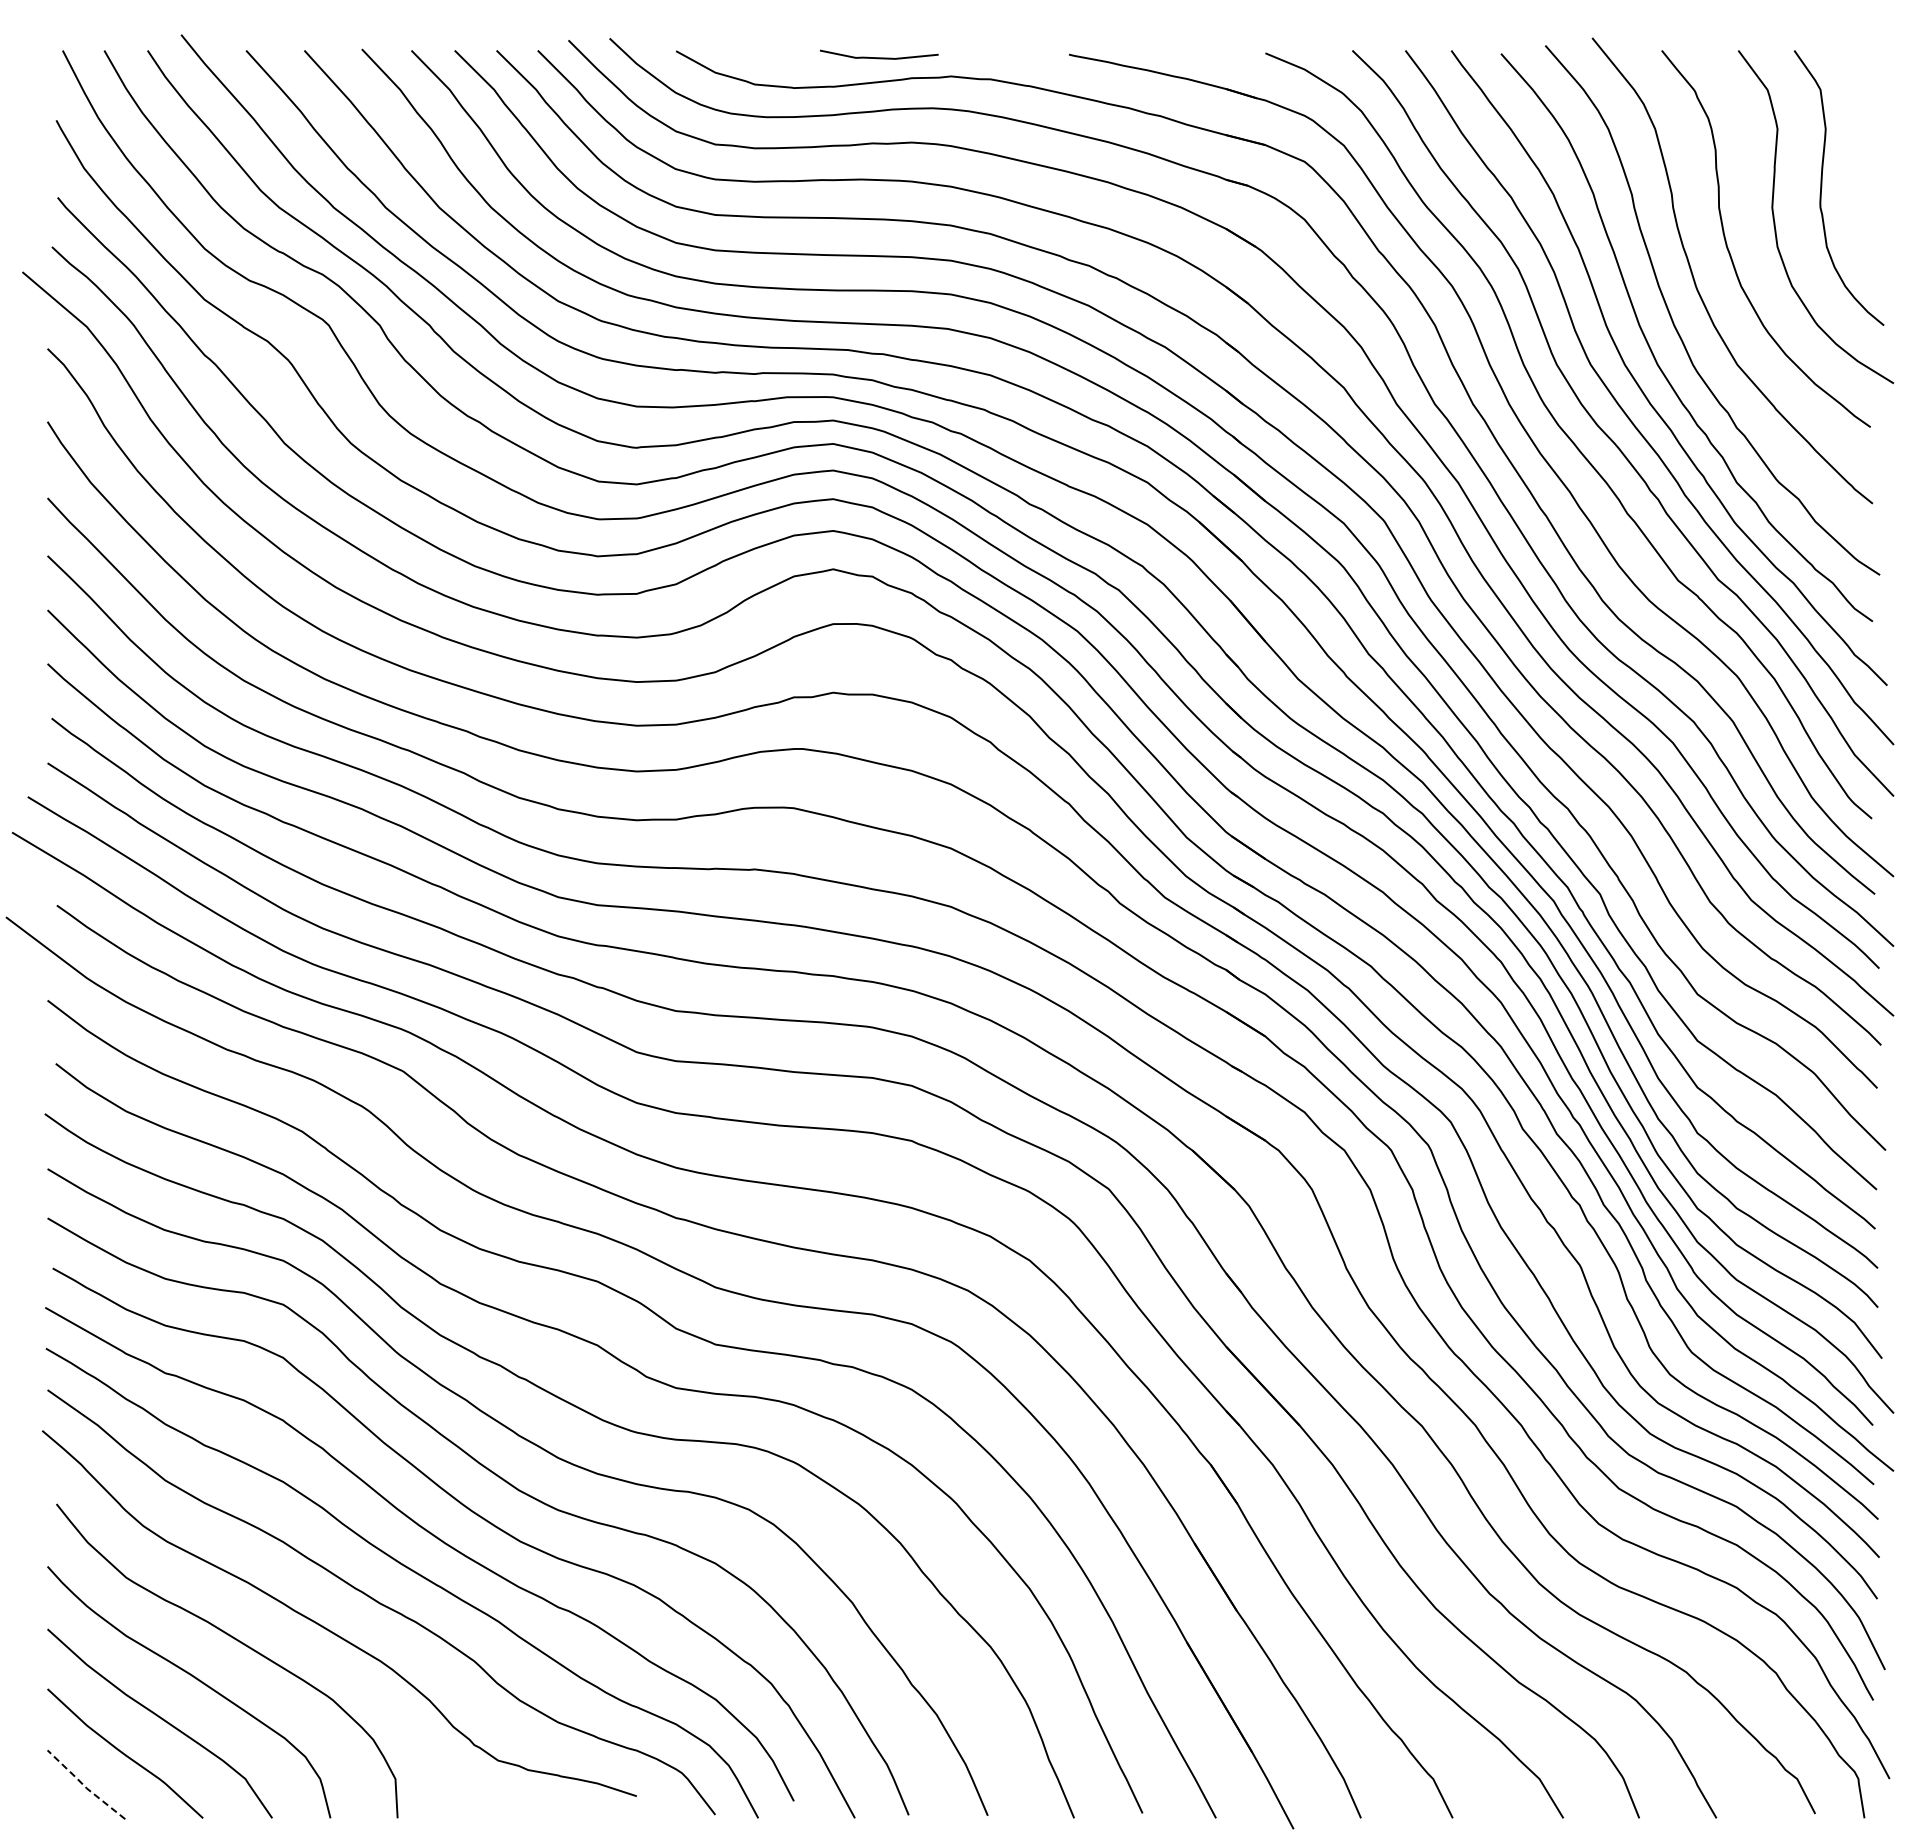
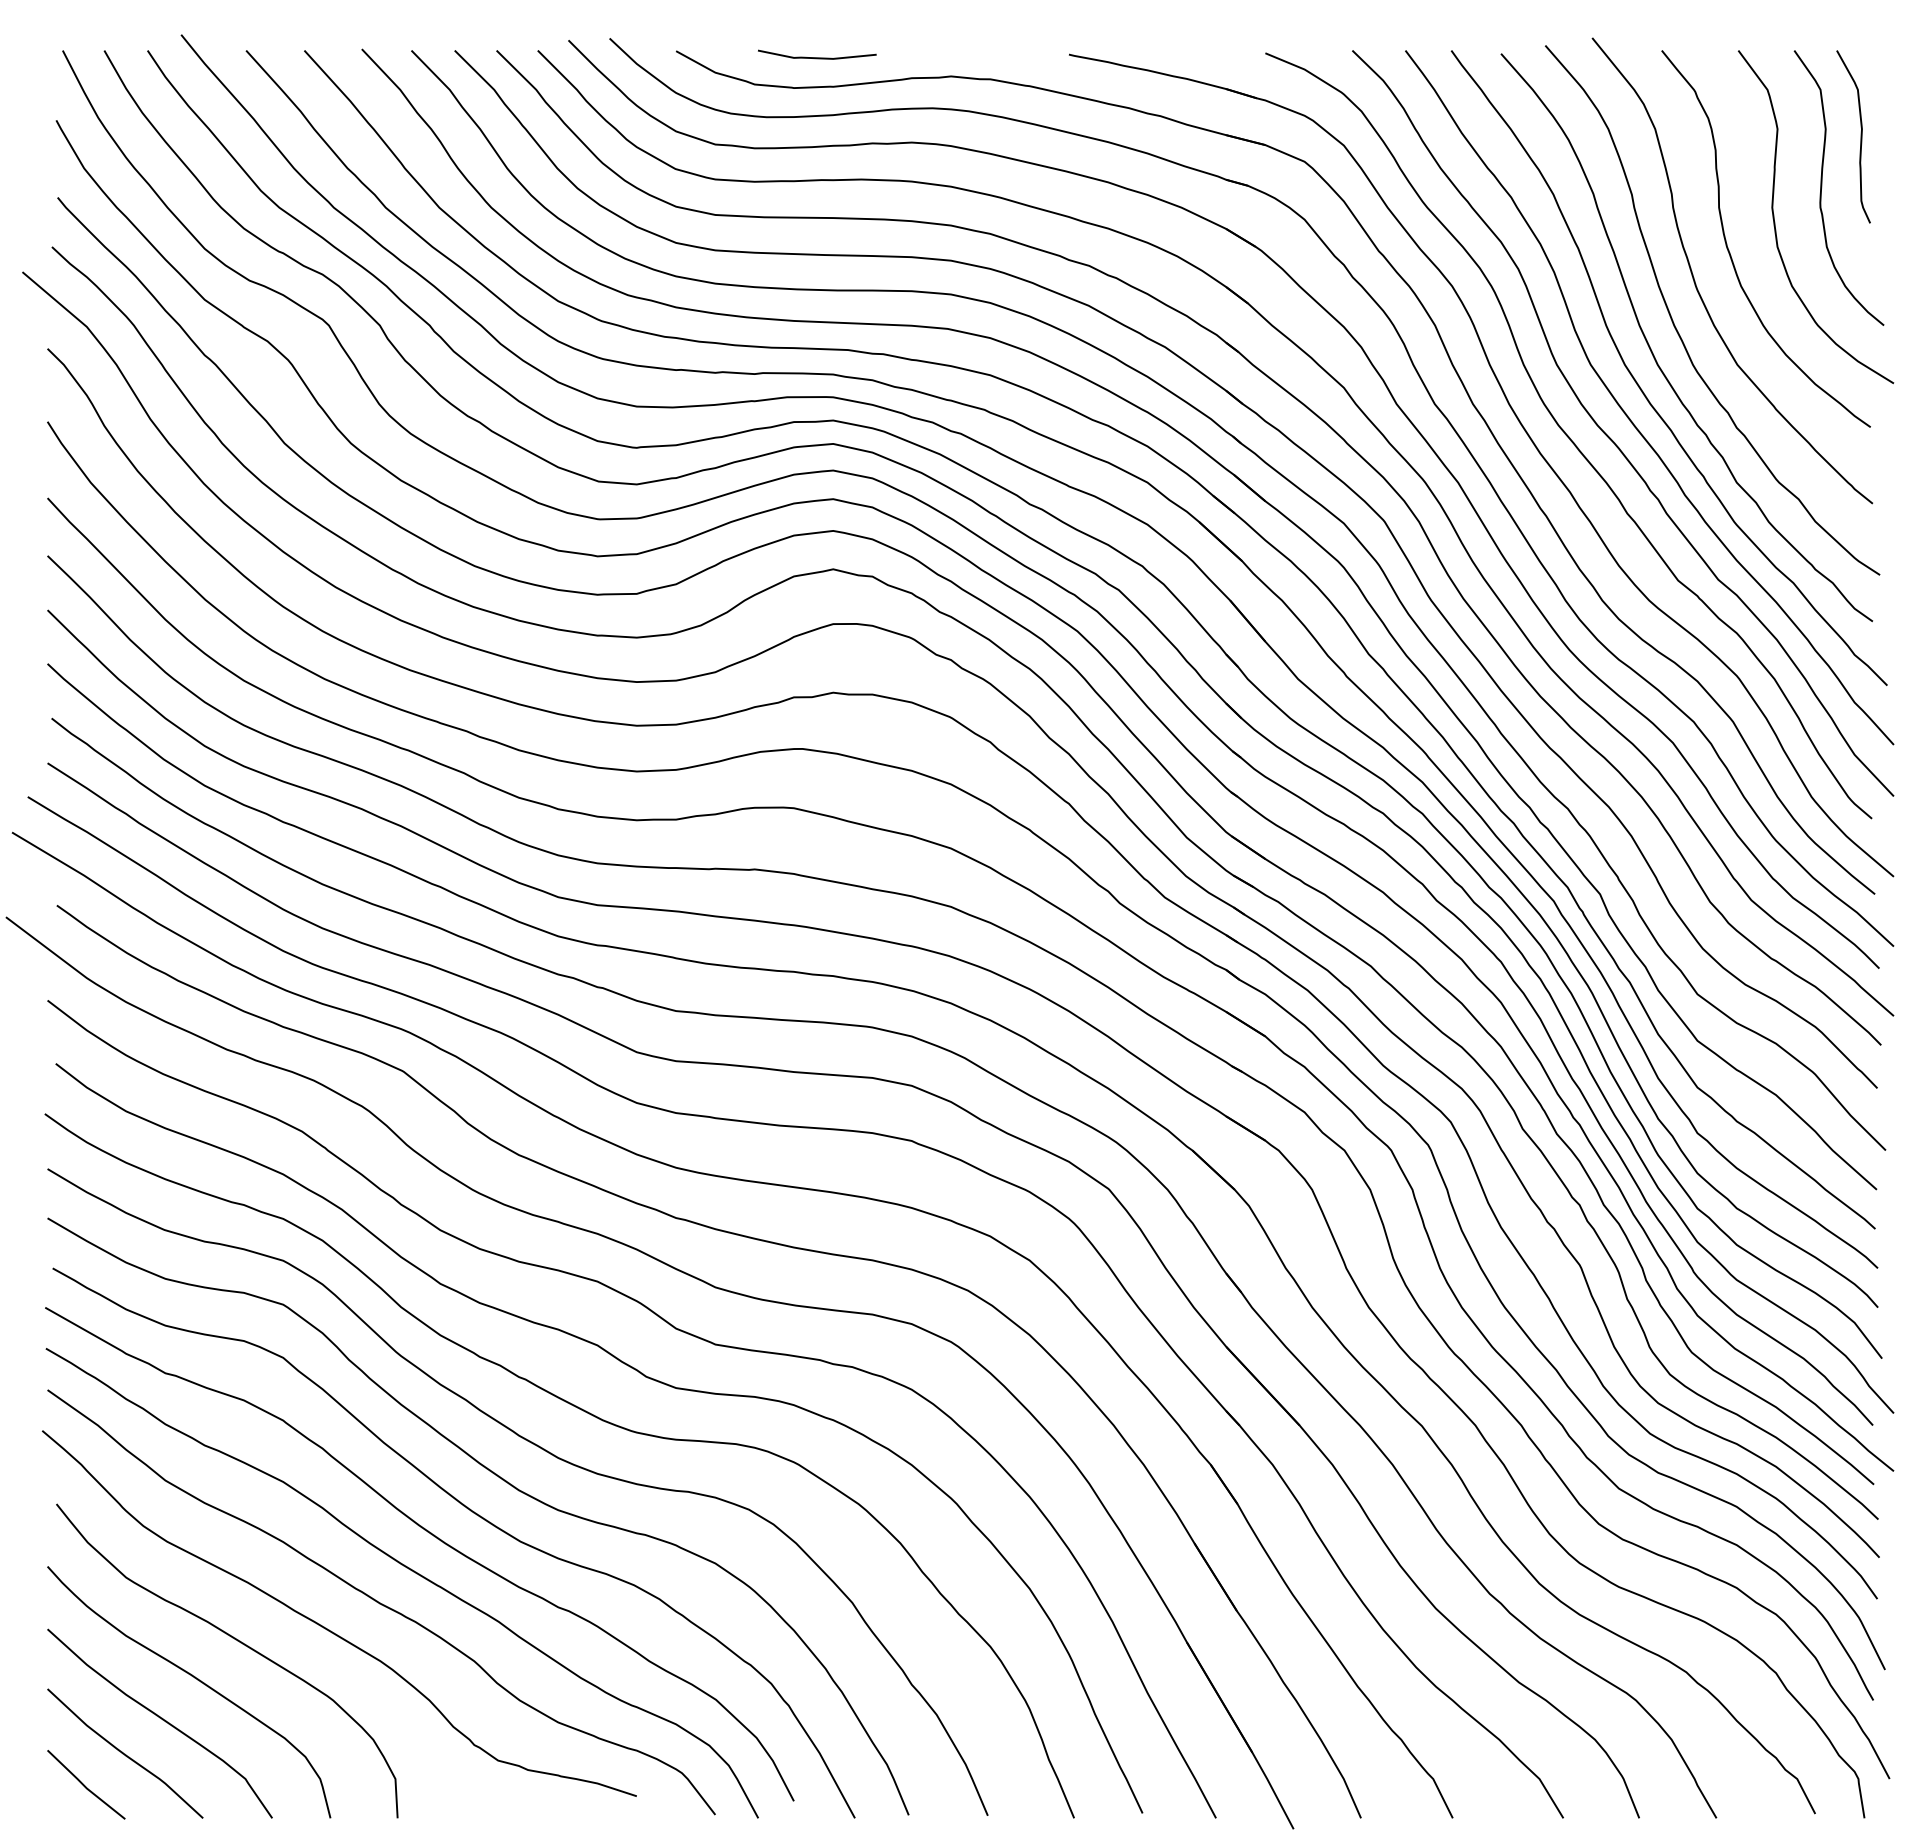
line position: (879, 57) -> (817, 57) (817, 57)
curve: none -> present (1860, 136)
line: dashed -> solid (84, 1786)
